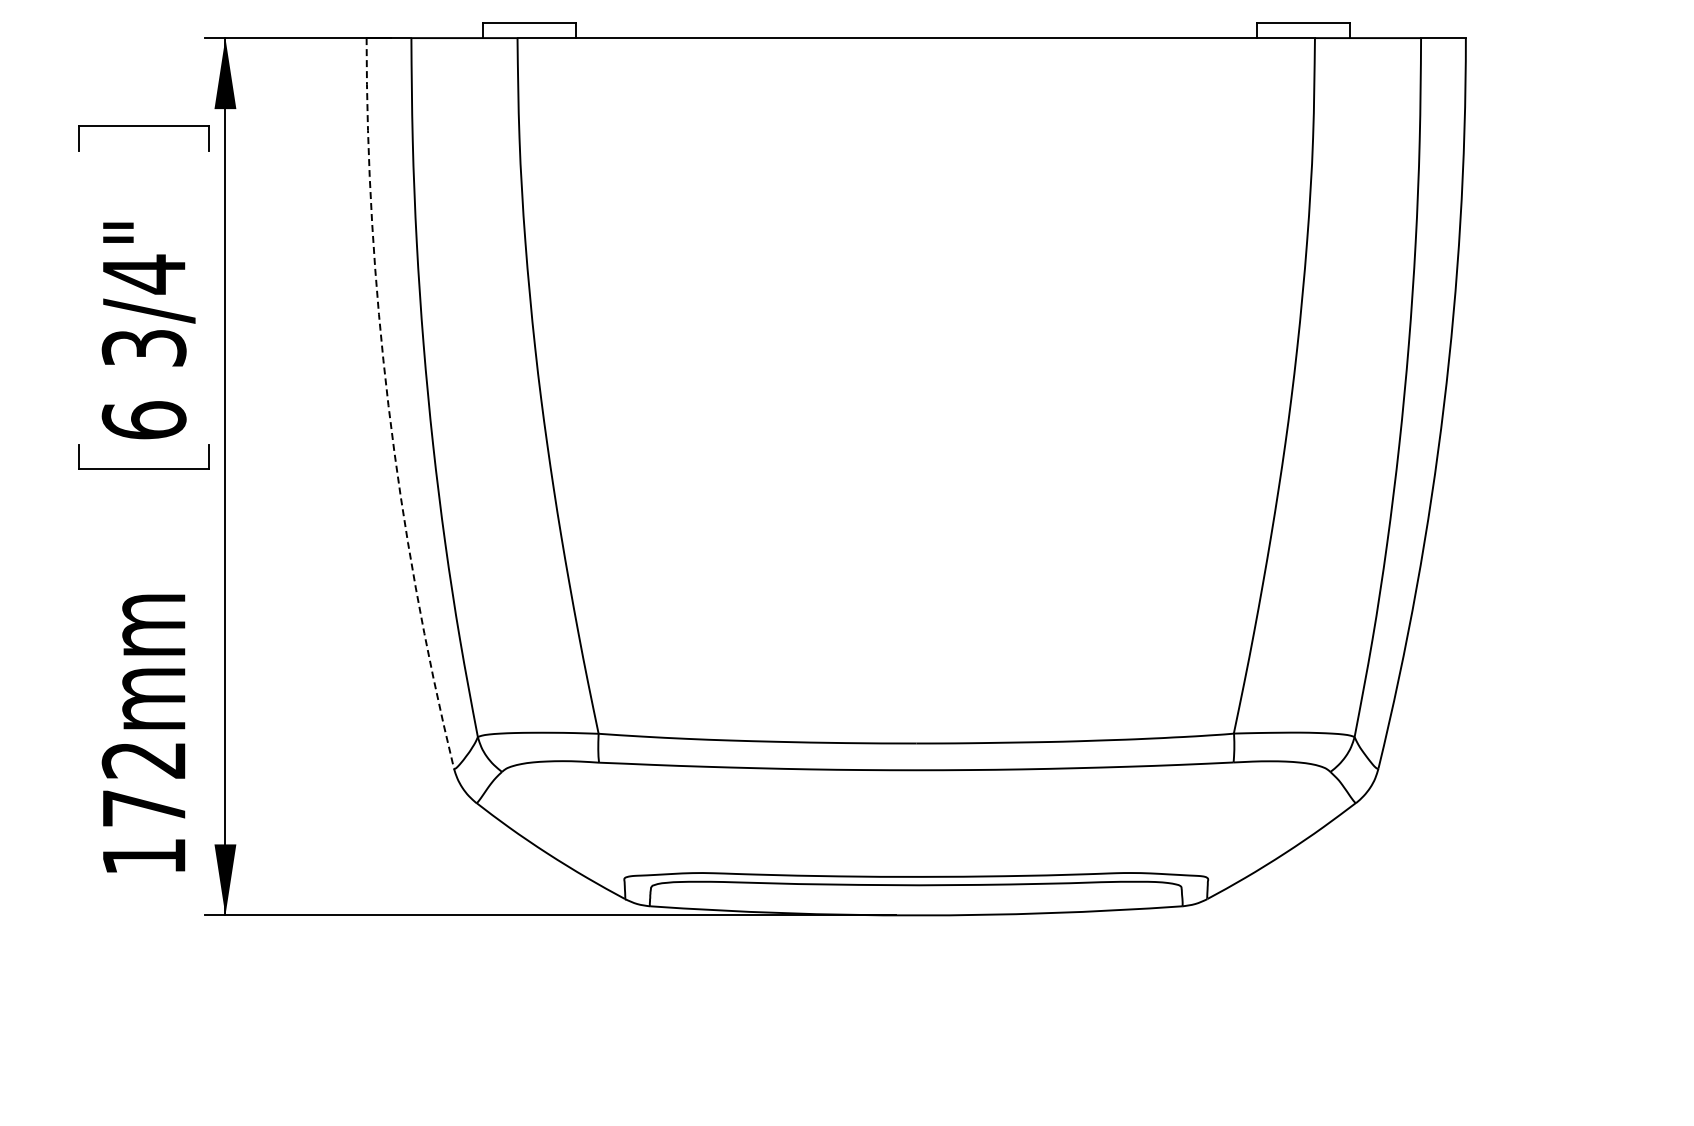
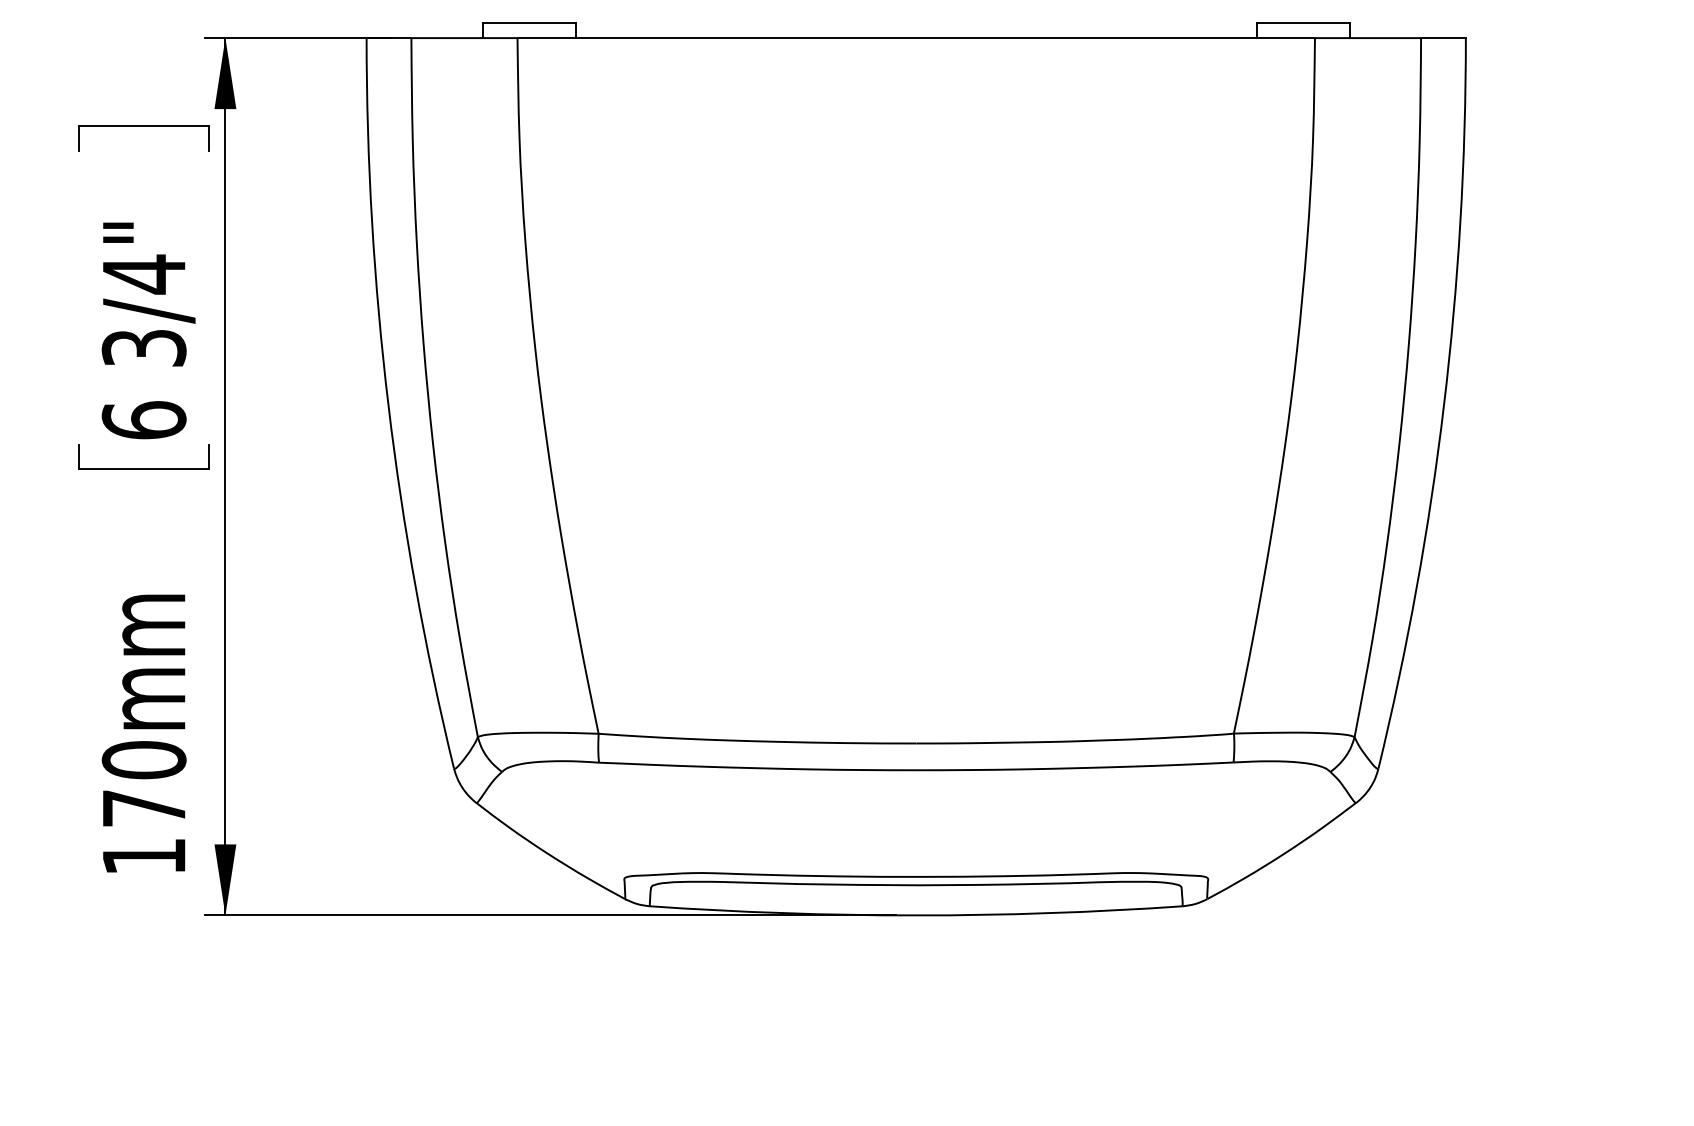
arc: dashed -> solid (388, 405)
text: 172mm -> 170mm (143, 760)
